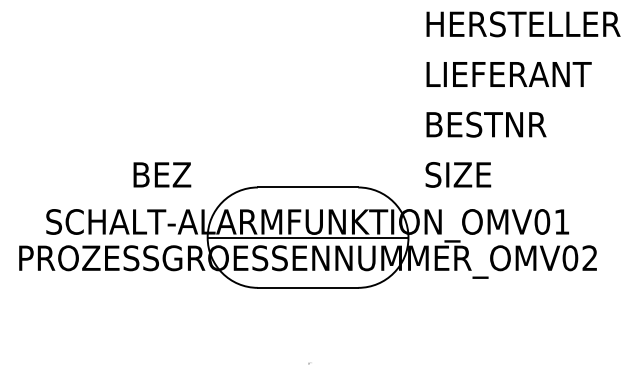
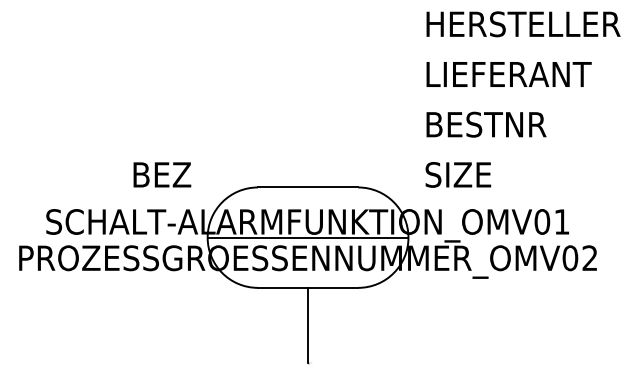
line: none -> present (308, 325)
